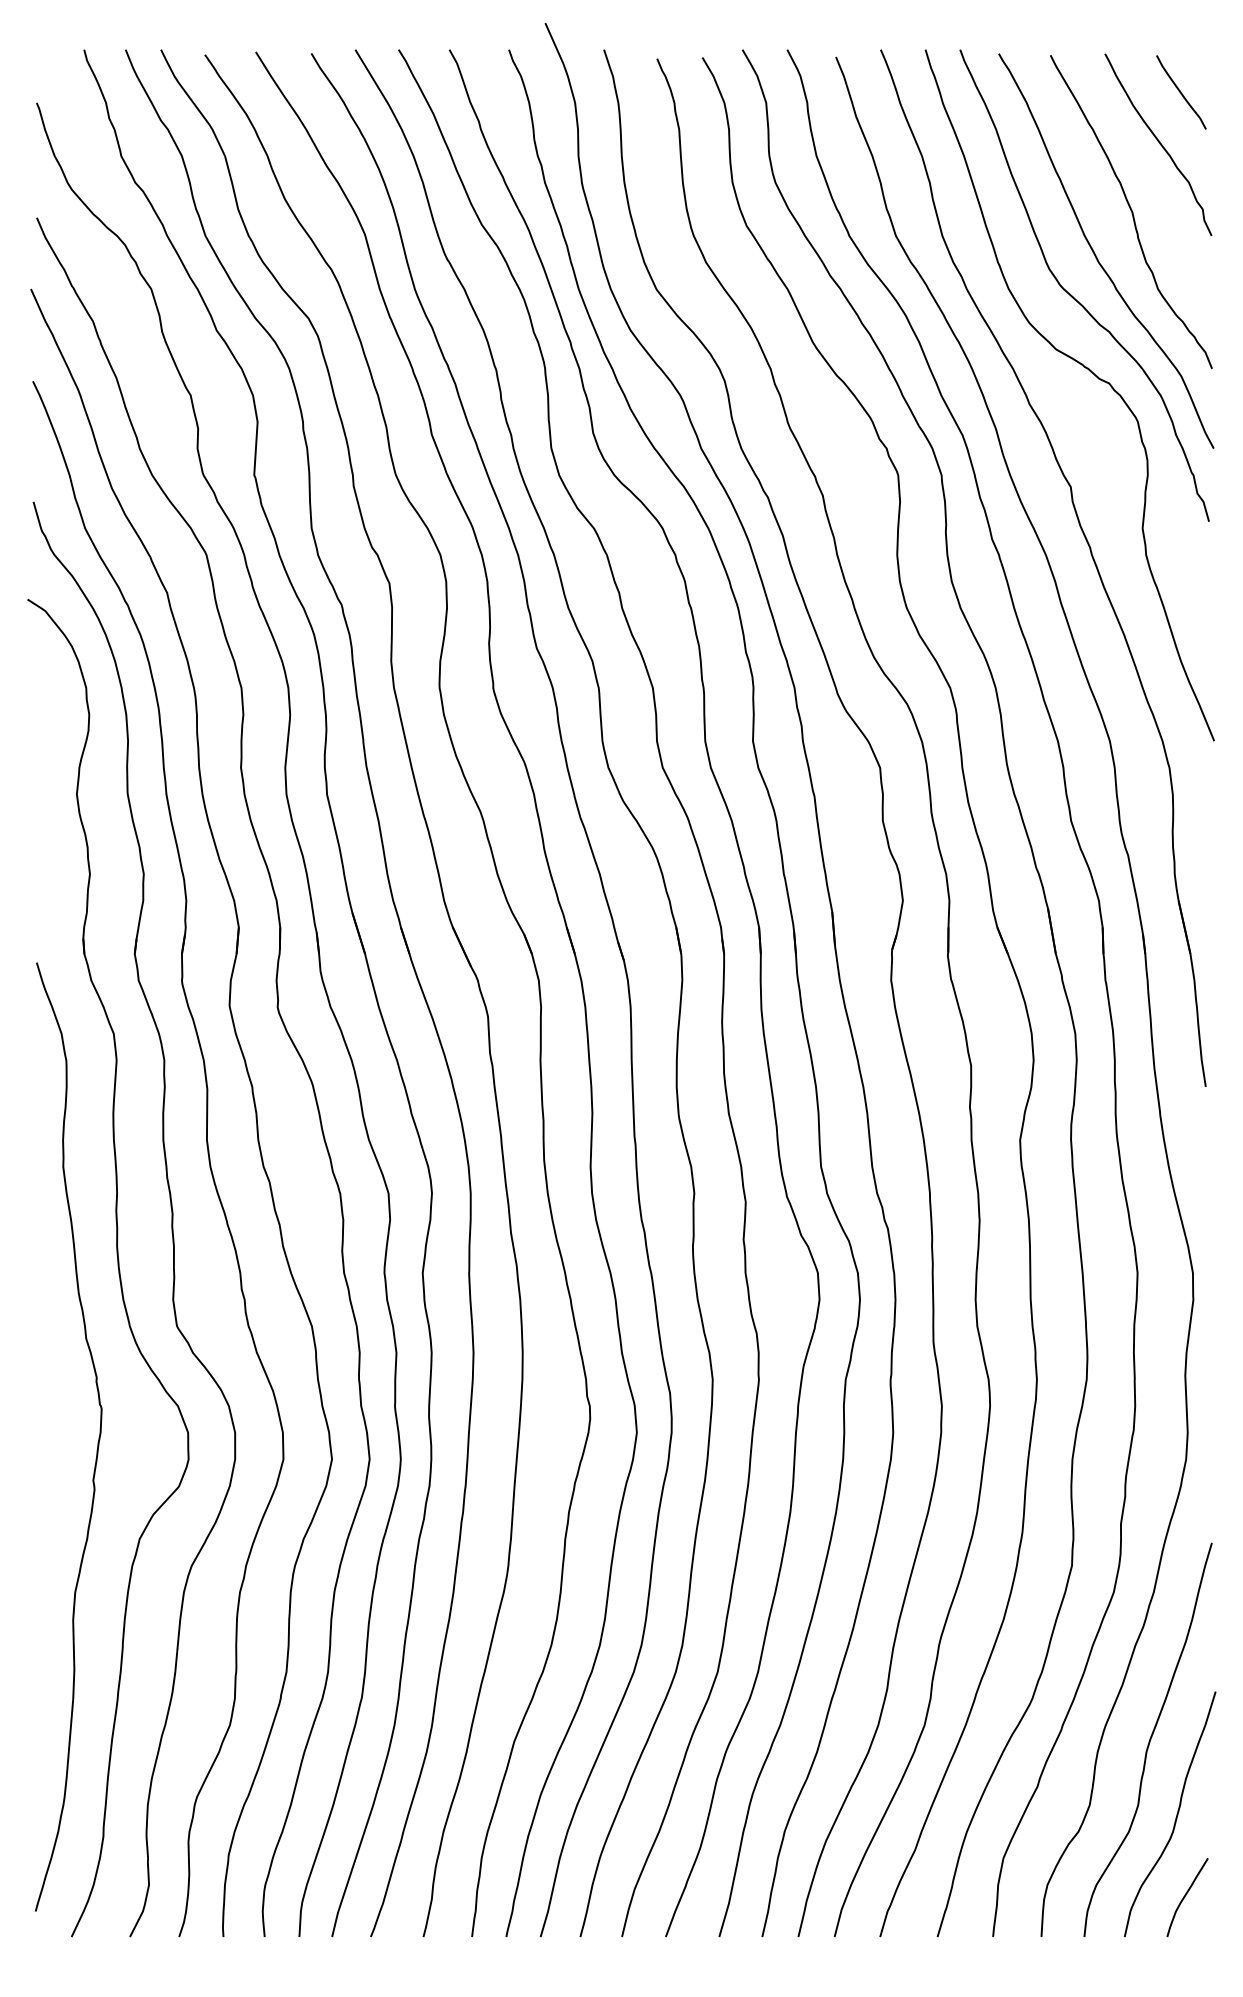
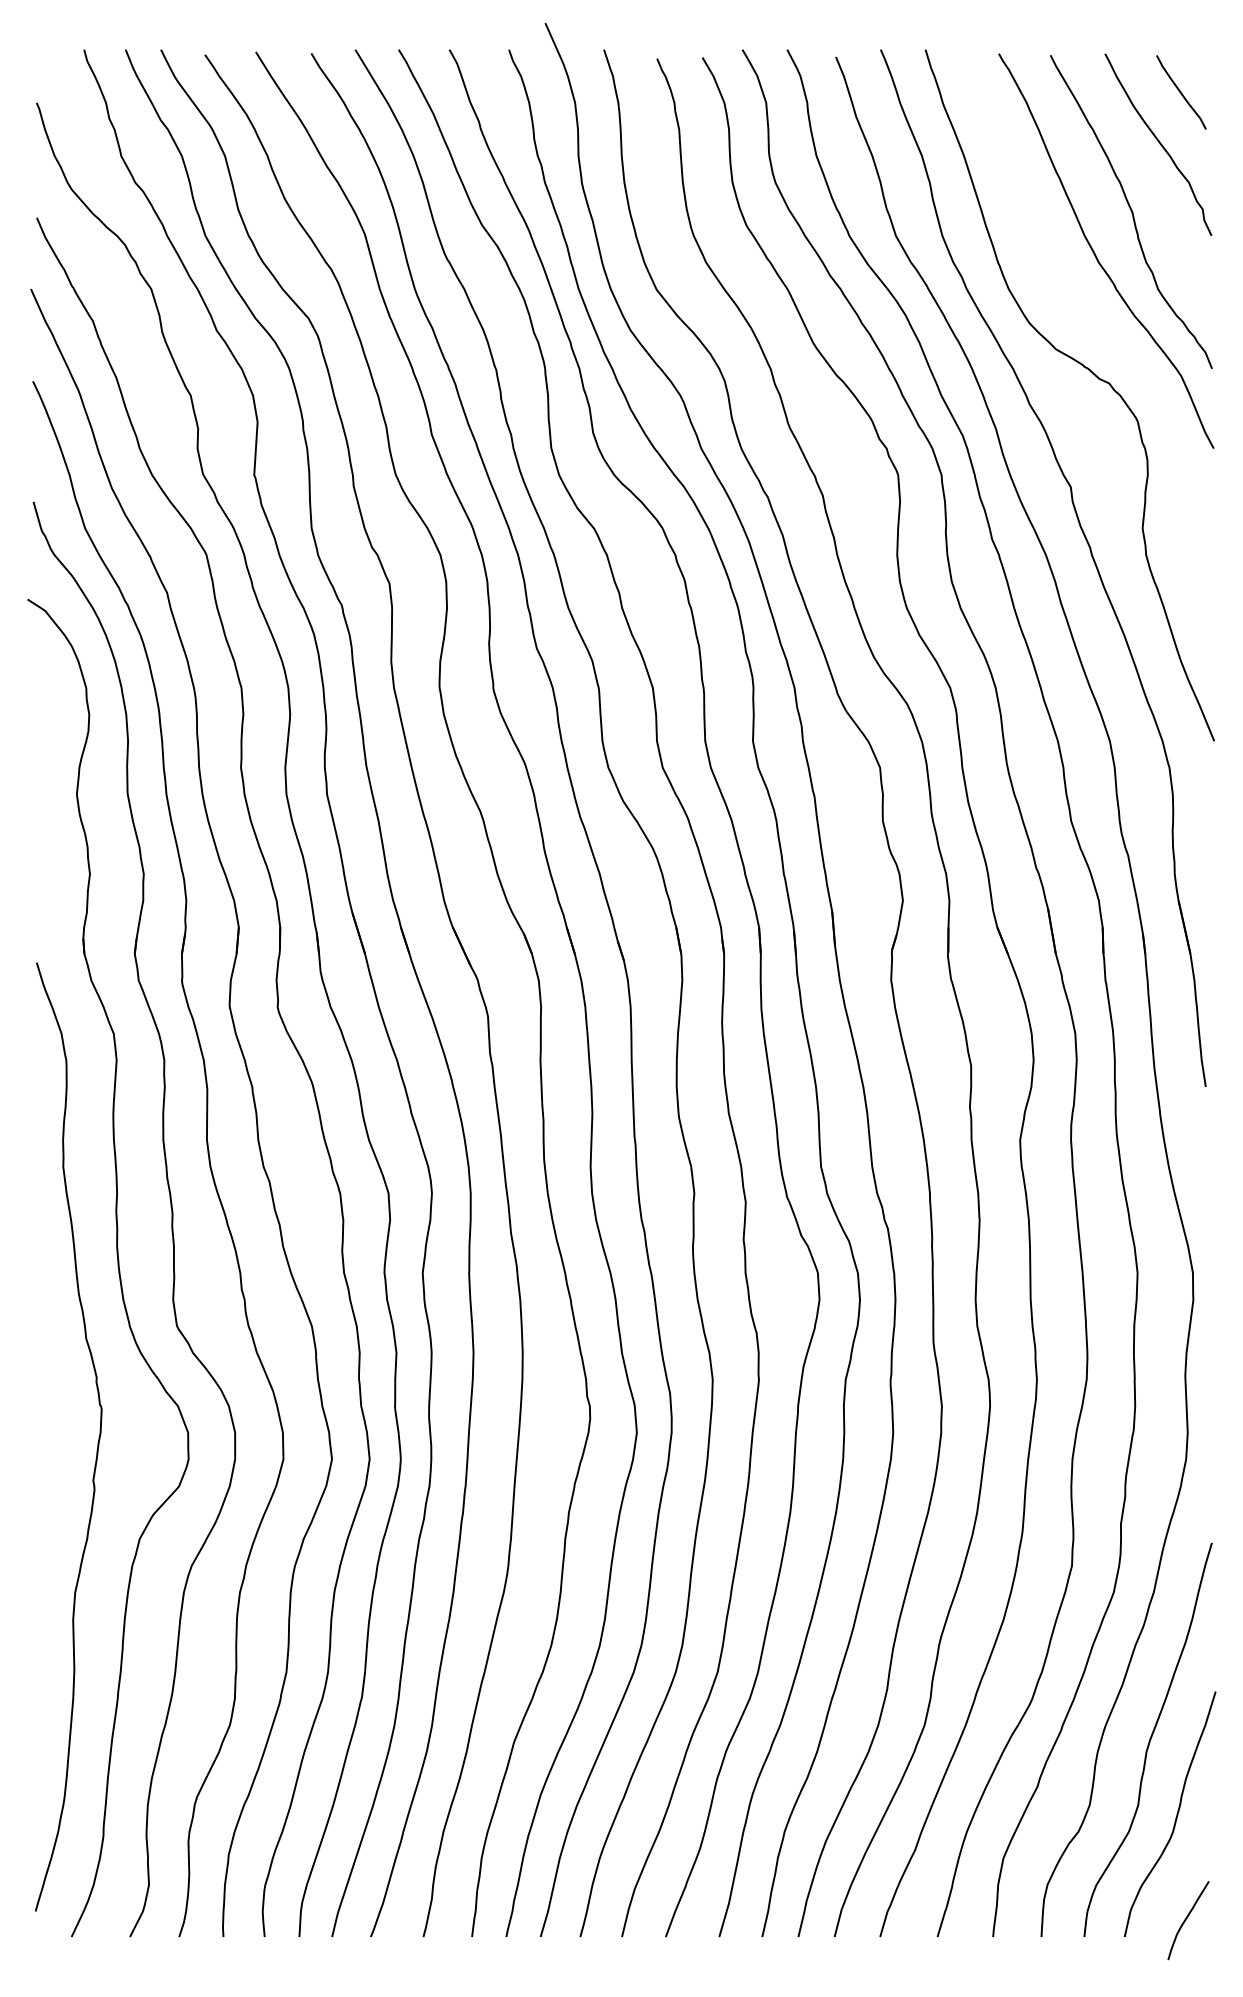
curve: present -> none (1073, 296)
curve position: (1185, 1897) -> (1186, 1920) (1186, 1920)
